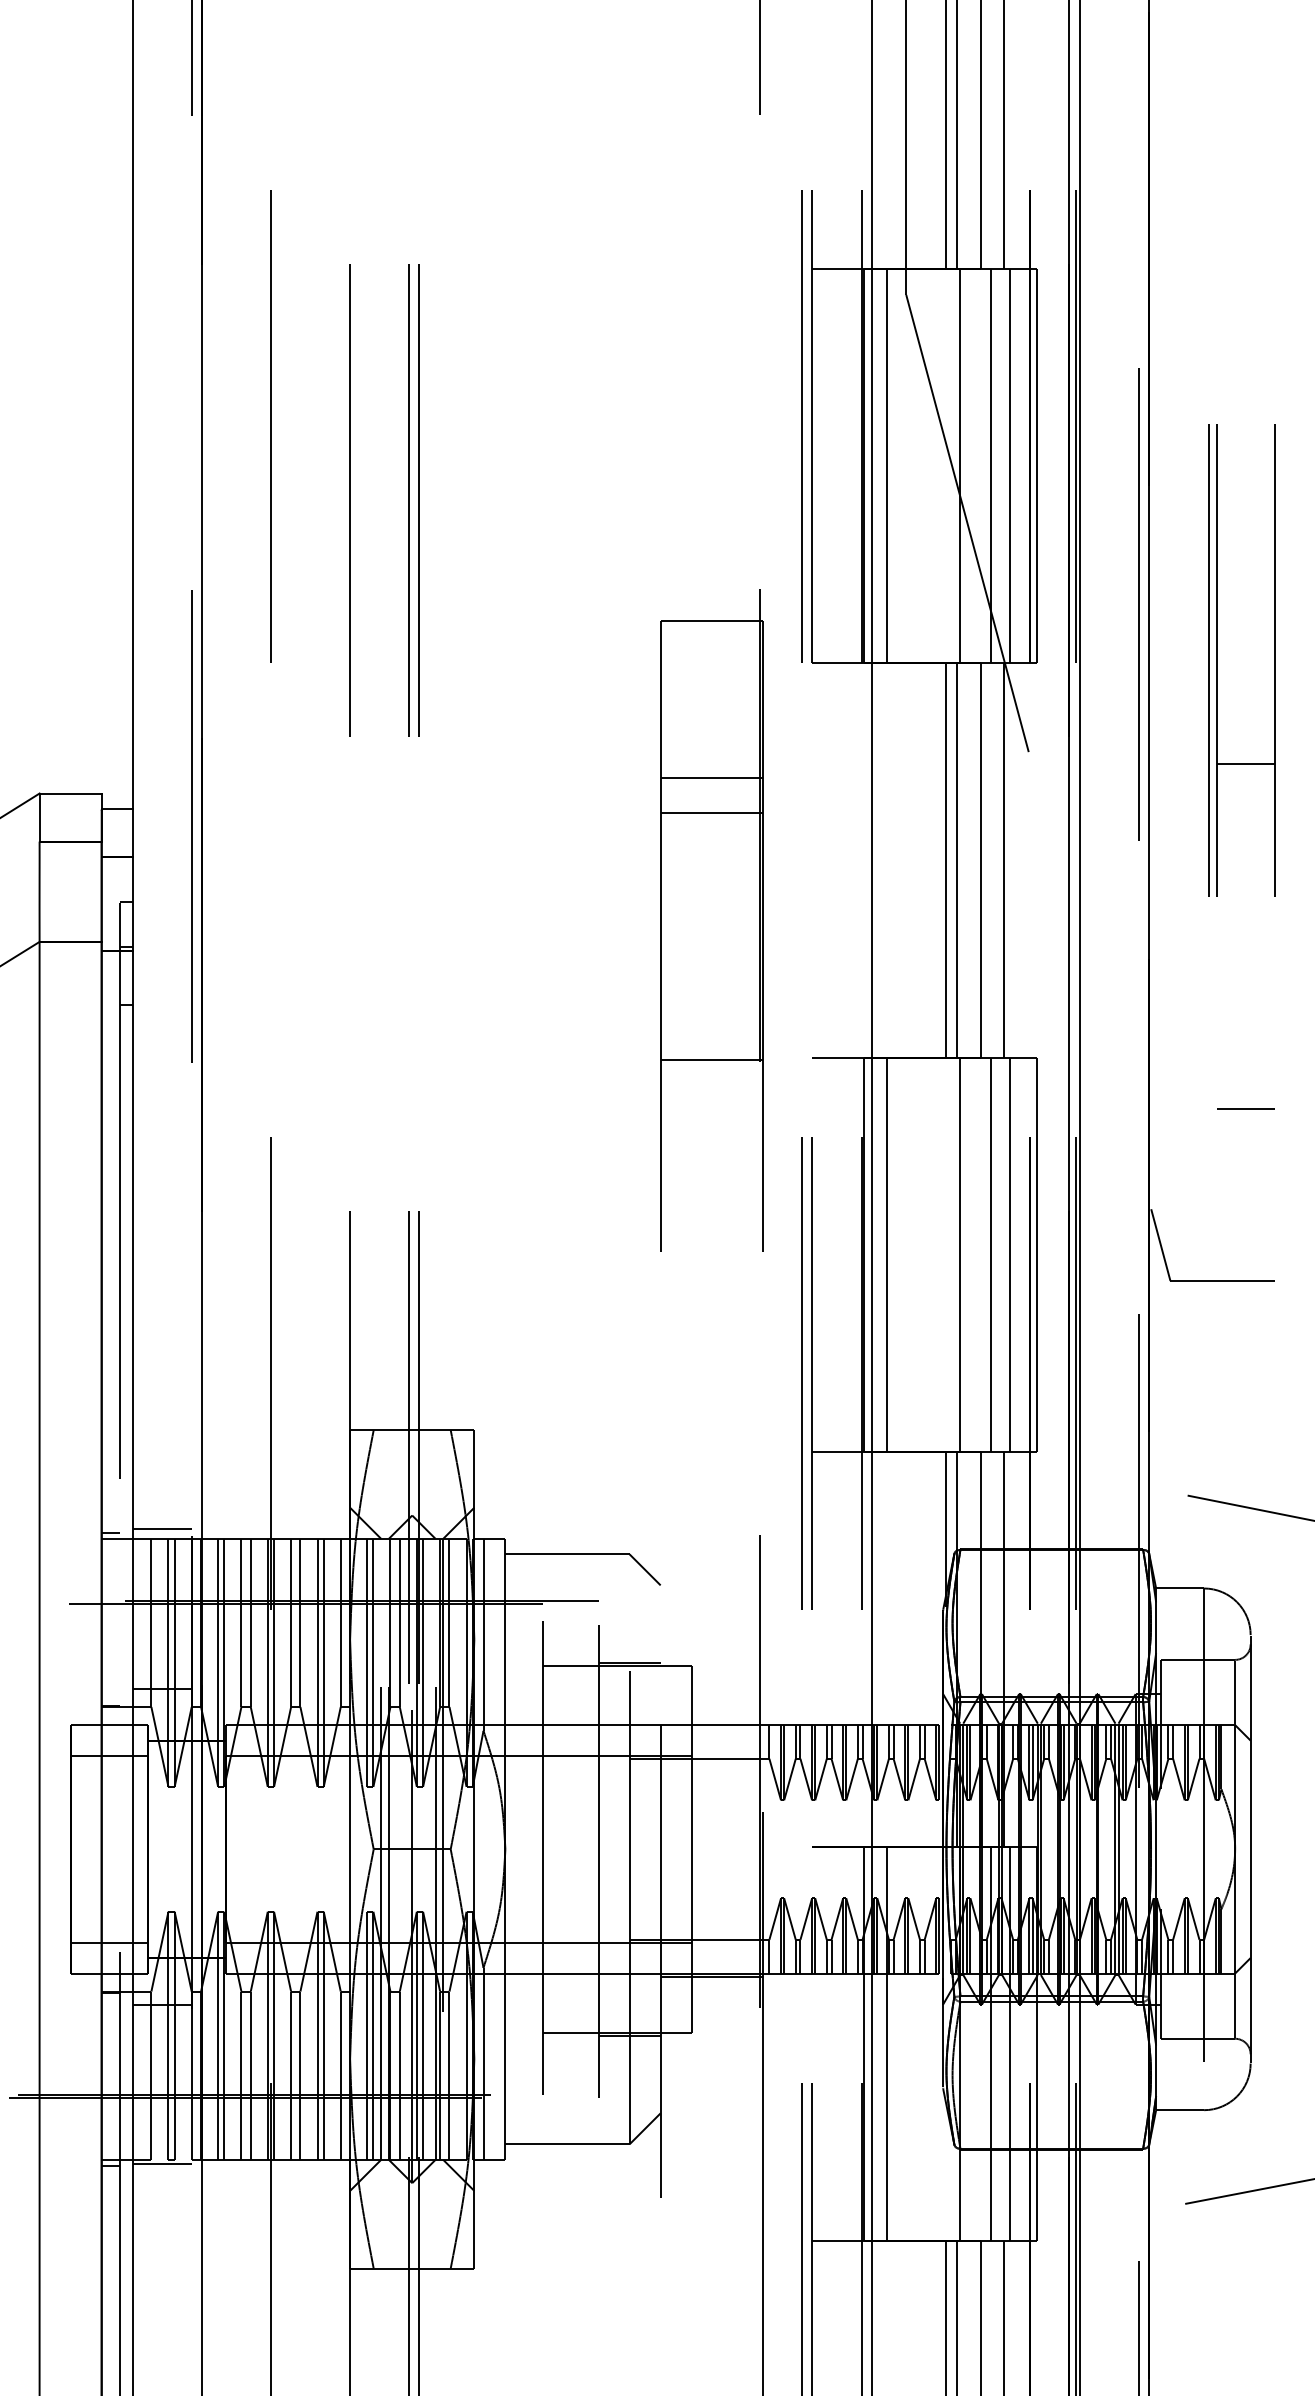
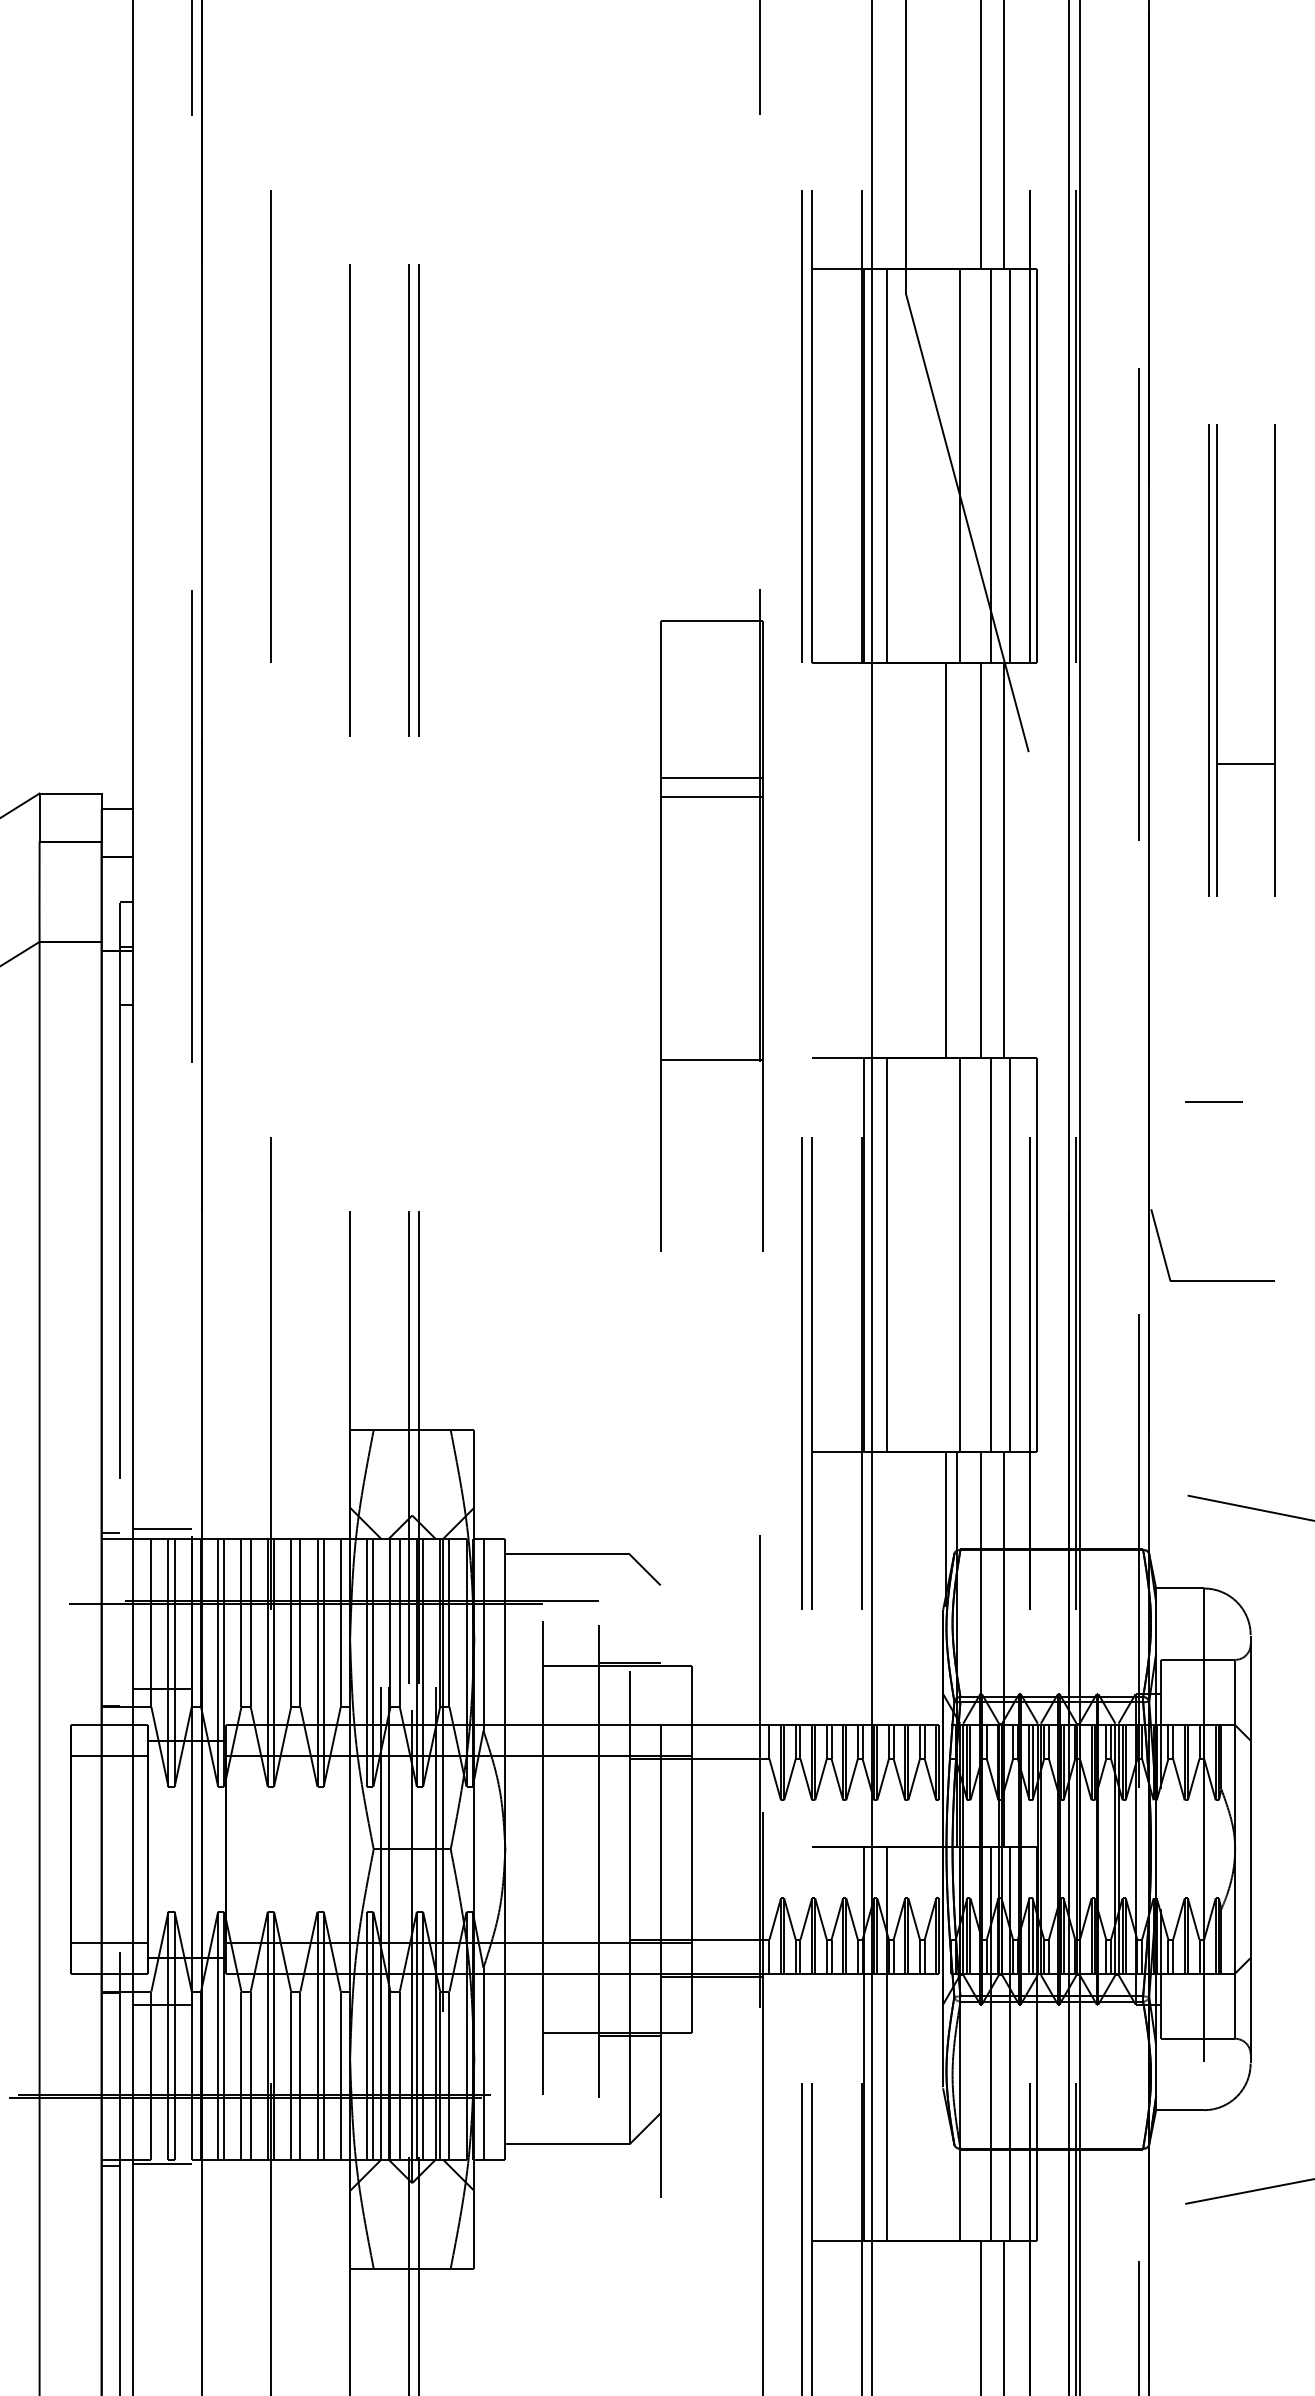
line: present -> none (945, 135)
line: present -> none (957, 135)
line position: (711, 812) -> (711, 796) (711, 796)
line: present -> none (957, 860)
line position: (1245, 1108) -> (1213, 1101) (1213, 1101)
line: present -> none (945, 2316)
line: present -> none (957, 2316)
